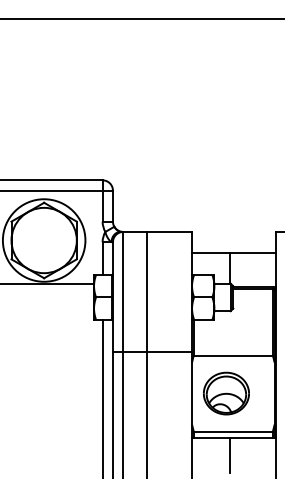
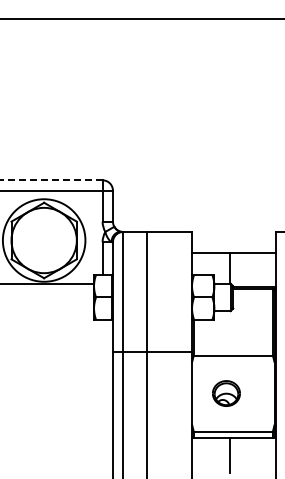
line: solid -> dashed (51, 180)
part size: 47x45 px -> 29x27 px (226, 393)
line: present -> none (102, 397)
